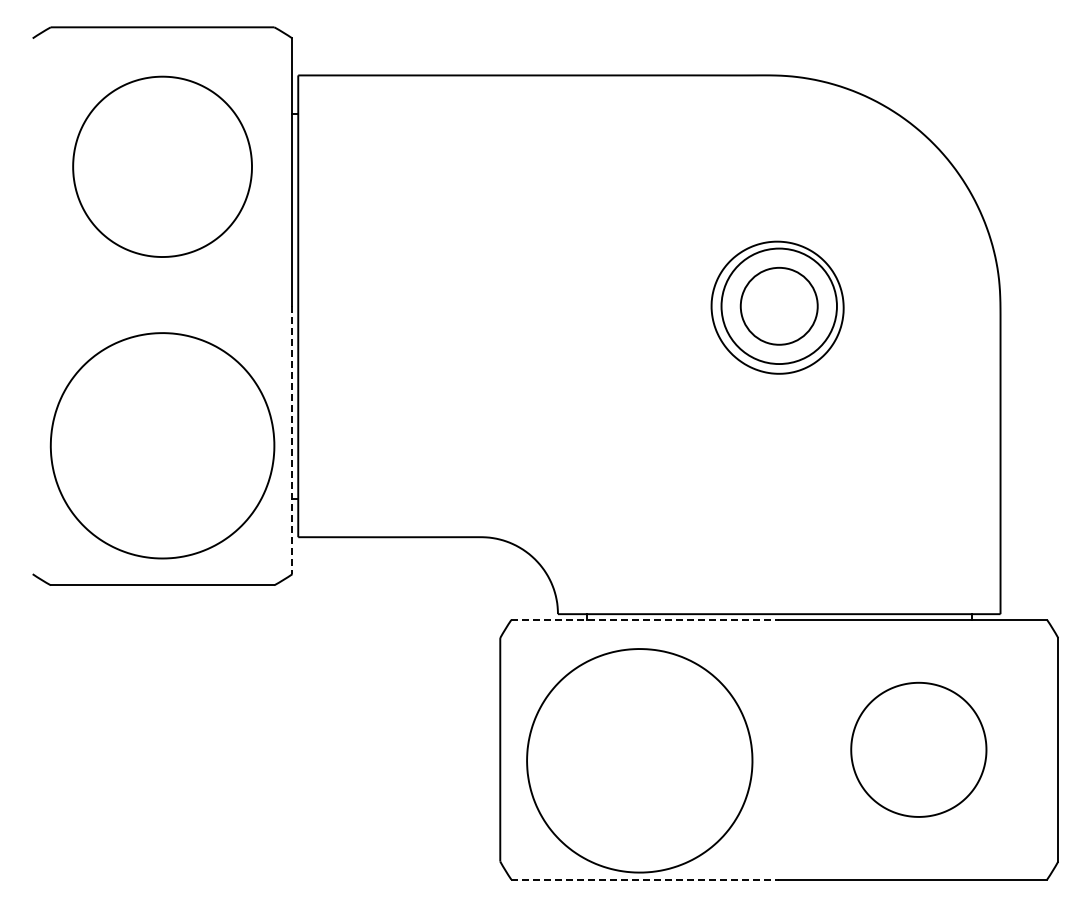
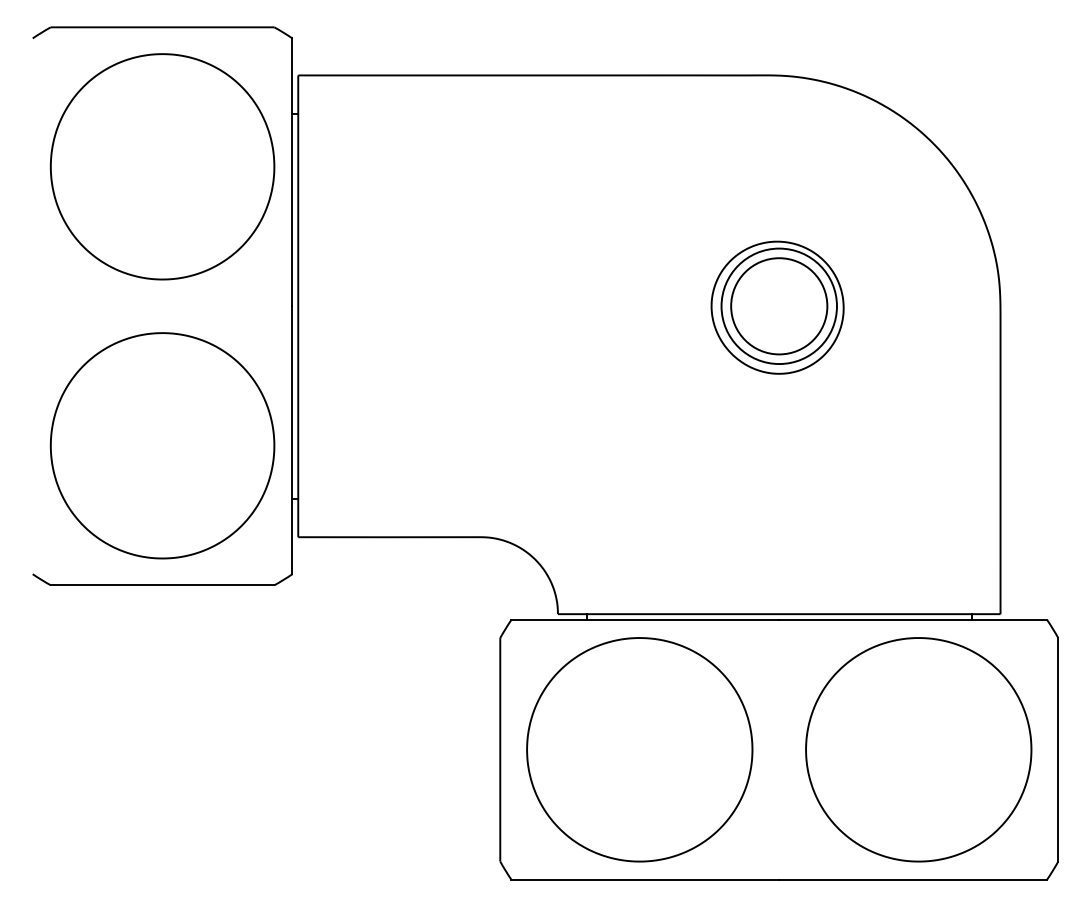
part size: 181x183 px -> 227x228 px (162, 166)
circle diameter: 77 px -> 96 px (779, 306)
line: dashed -> solid (292, 440)
line: dashed -> solid (645, 619)
part size: 138x137 px -> 228x226 px (918, 749)
part position: (639, 760) -> (639, 749) (639, 749)
line: dashed -> solid (645, 879)
